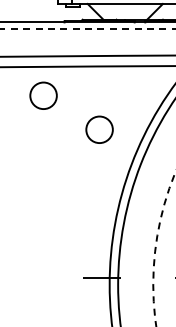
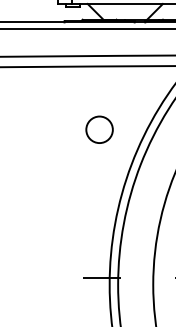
line: dashed -> solid (88, 28)
circle: present -> none (43, 95)
arc: dashed -> solid (155, 247)
